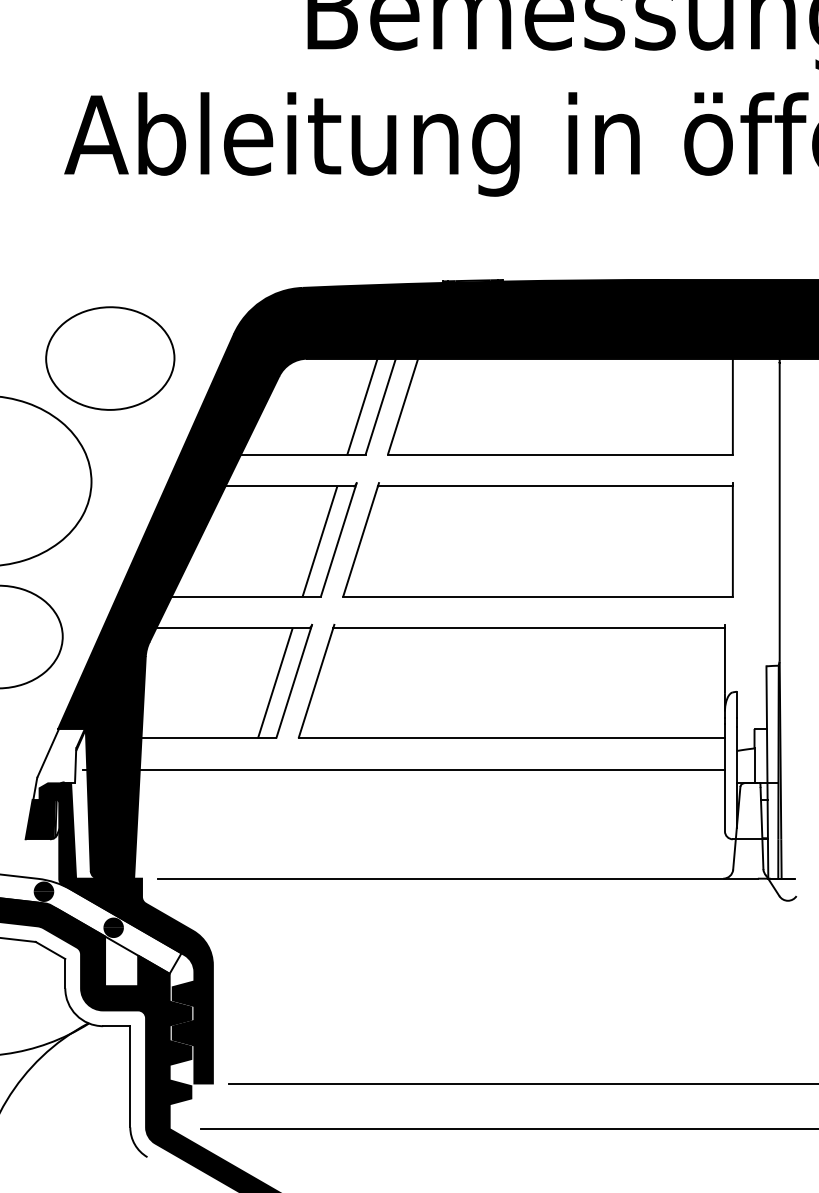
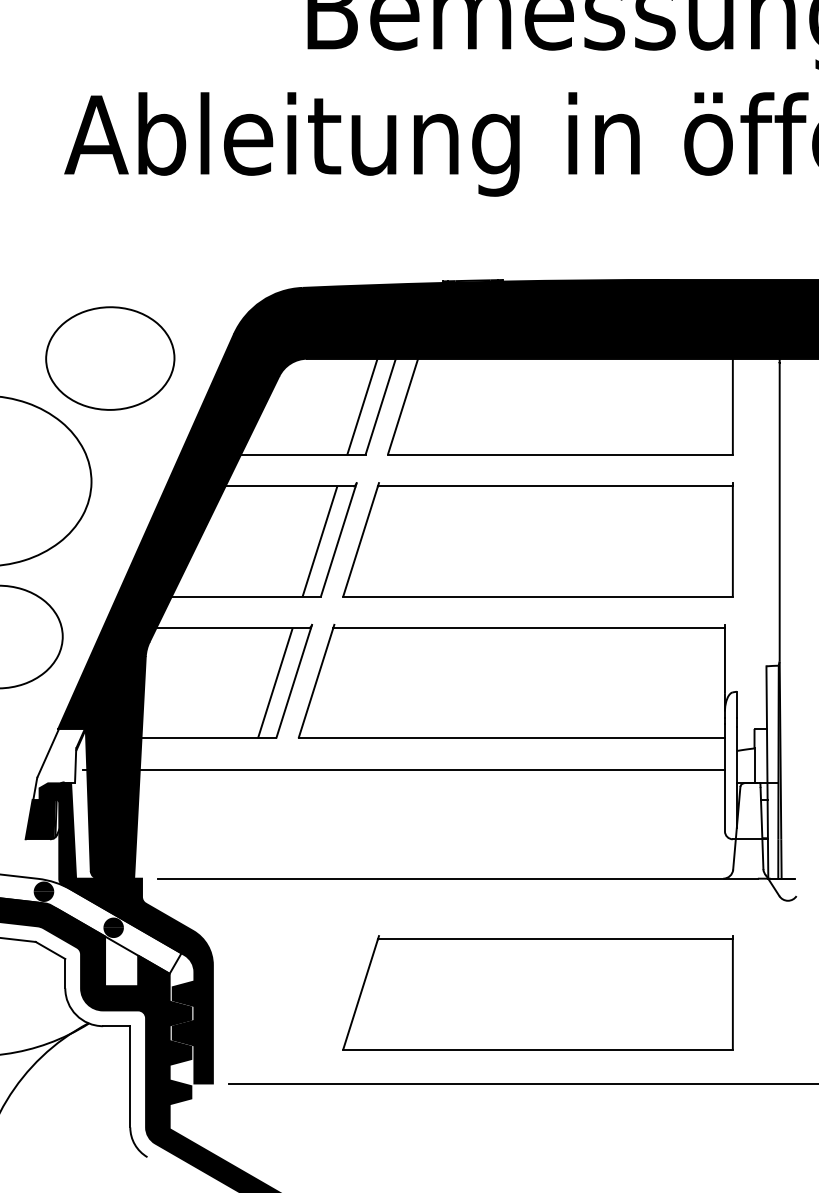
part: none -> present (537, 992)
line: present -> none (508, 1129)
